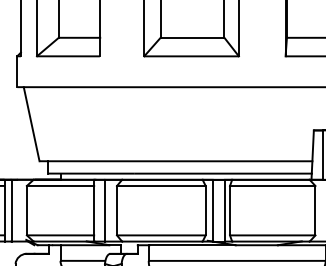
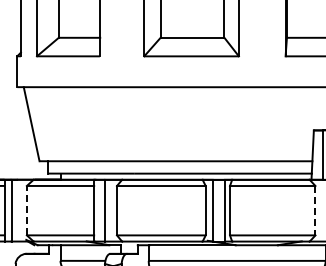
line: solid -> dashed (26, 210)
line: solid -> dashed (315, 210)
